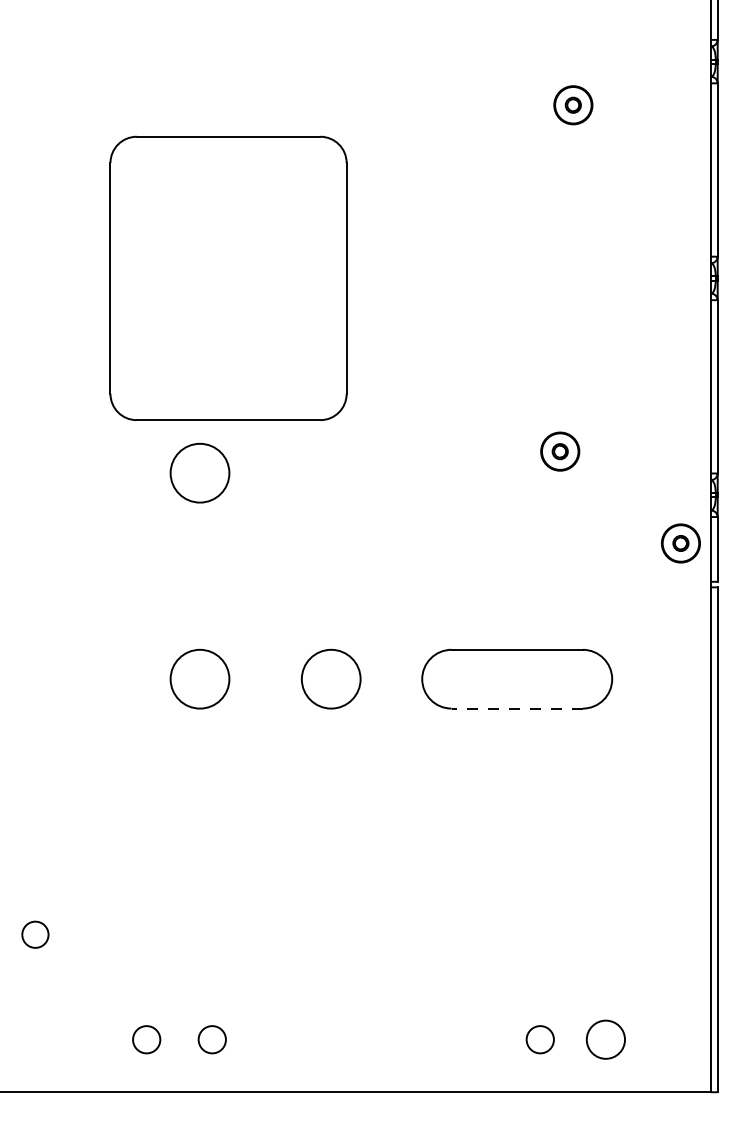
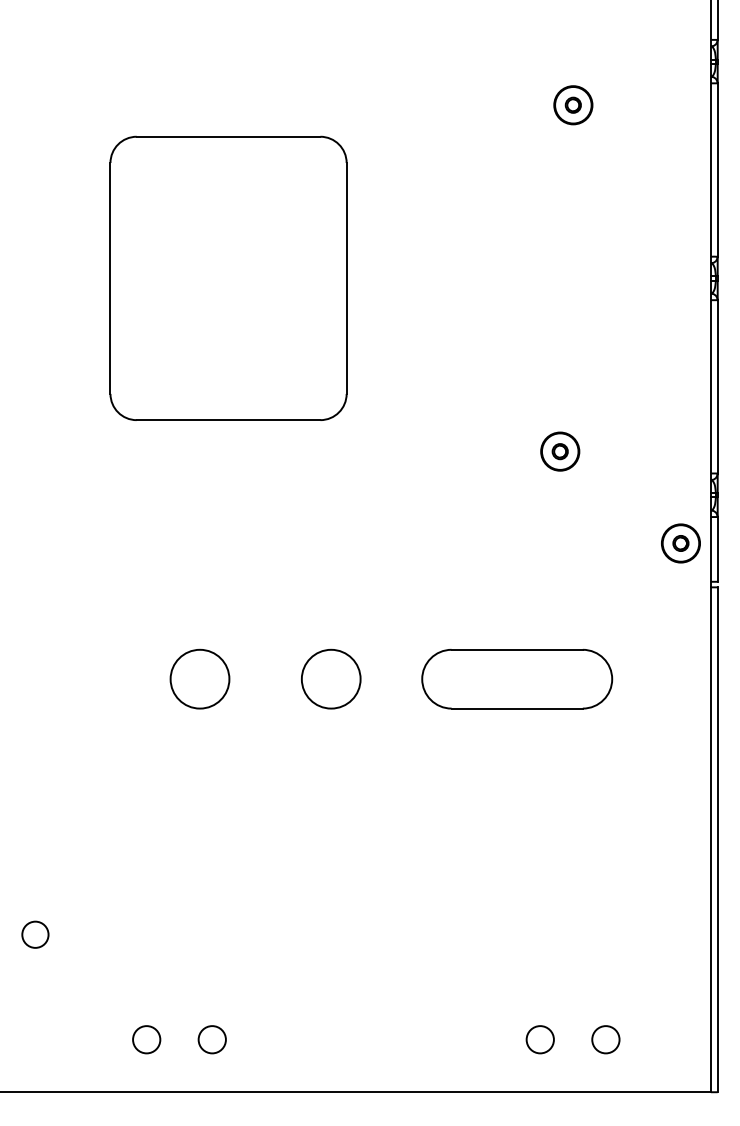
circle: present -> none (199, 472)
line: dashed -> solid (517, 708)
circle diameter: 38 px -> 27 px (605, 1039)
